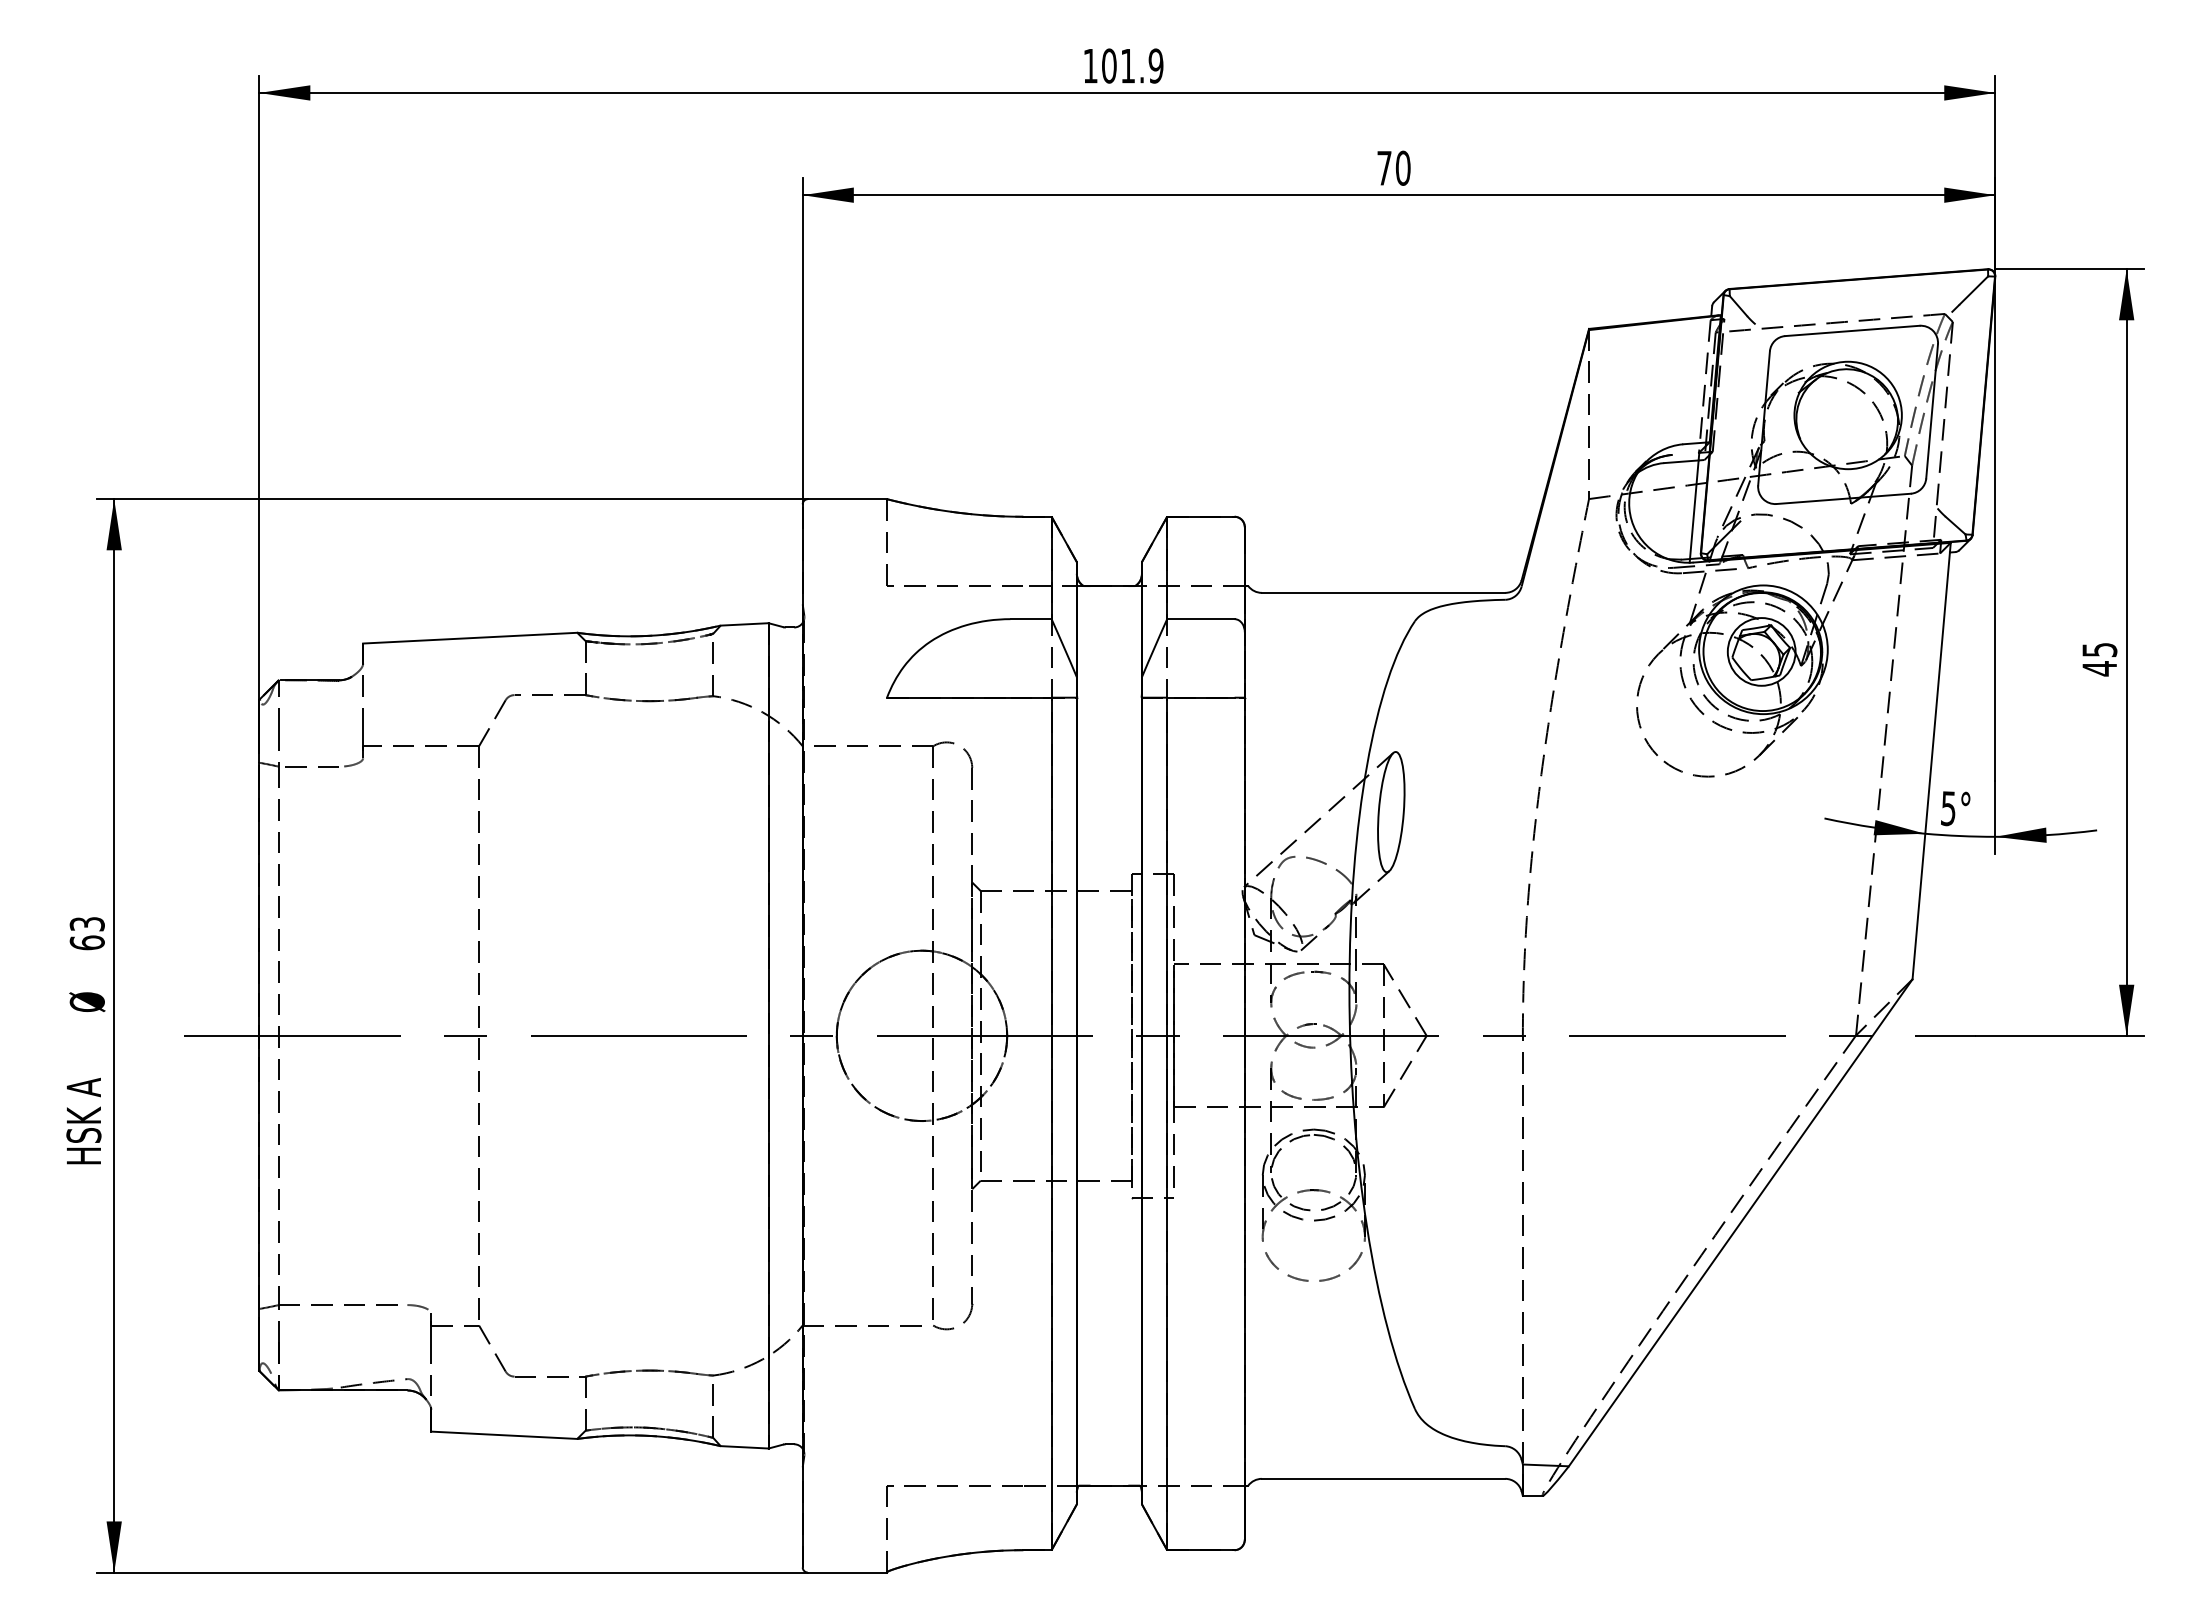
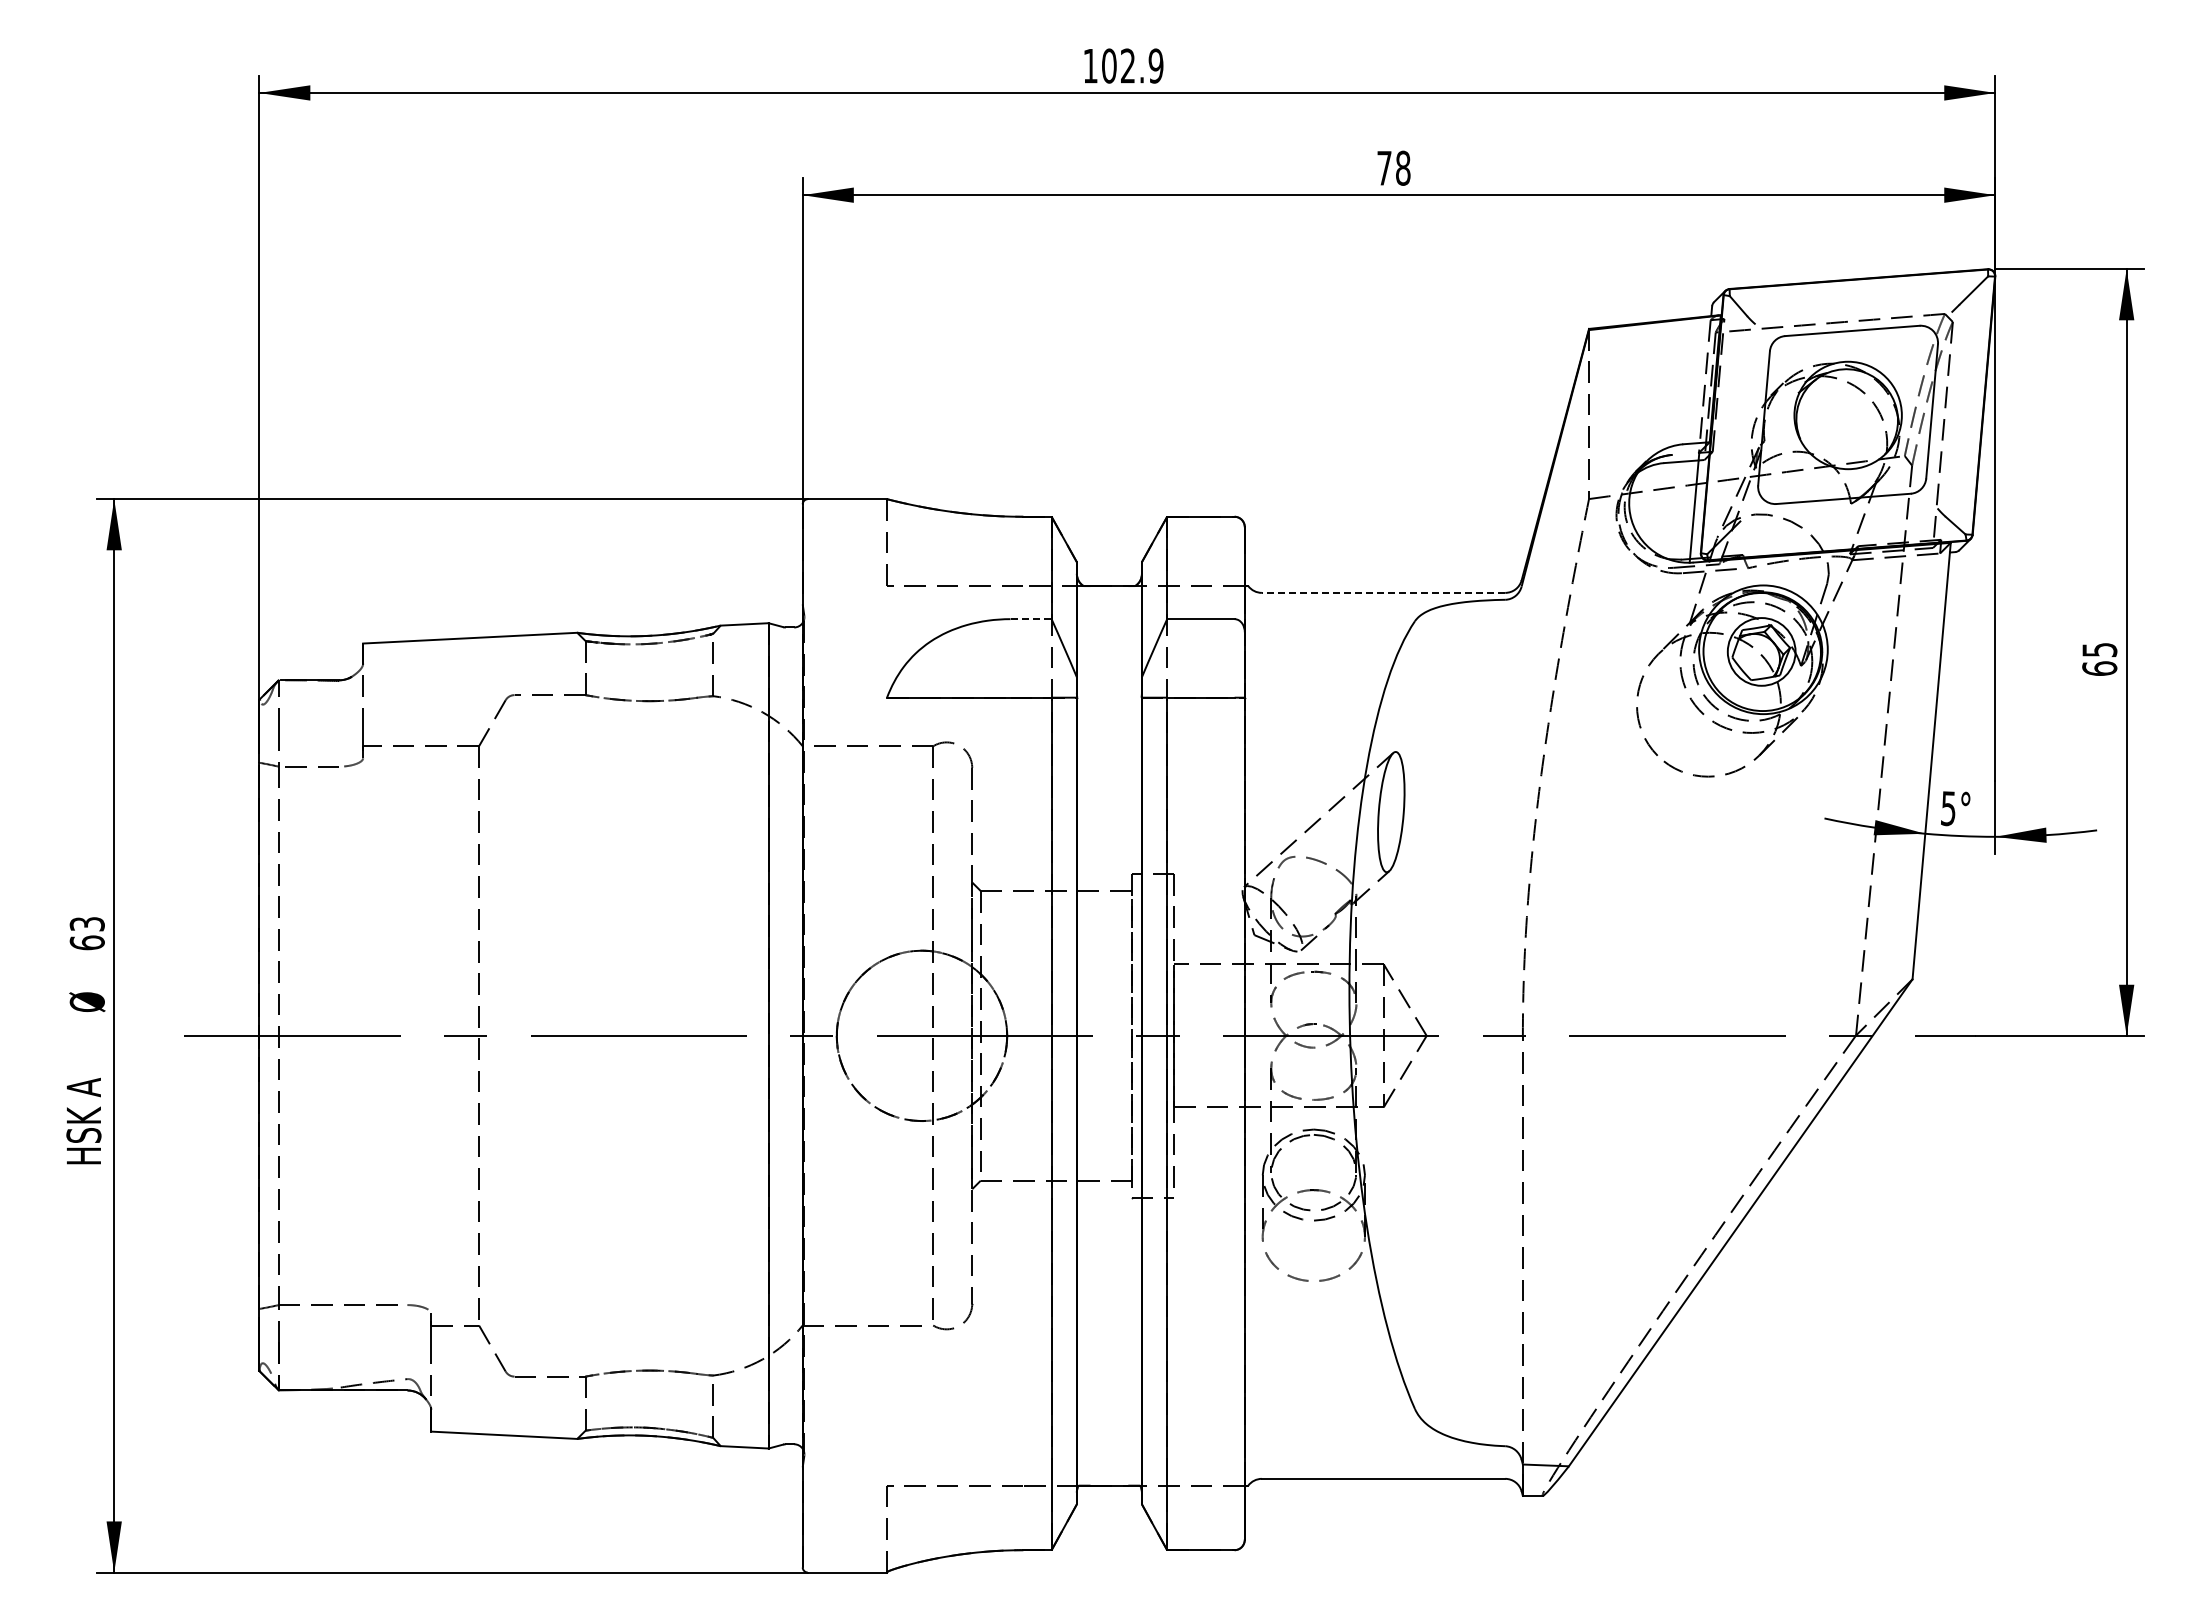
text: 101.9 -> 102.9 (1127, 65)
text: 70 -> 78 (1402, 168)
line: solid -> dashed (1383, 592)
line: solid -> dashed (1031, 619)
text: 45 -> 65 (2099, 668)
